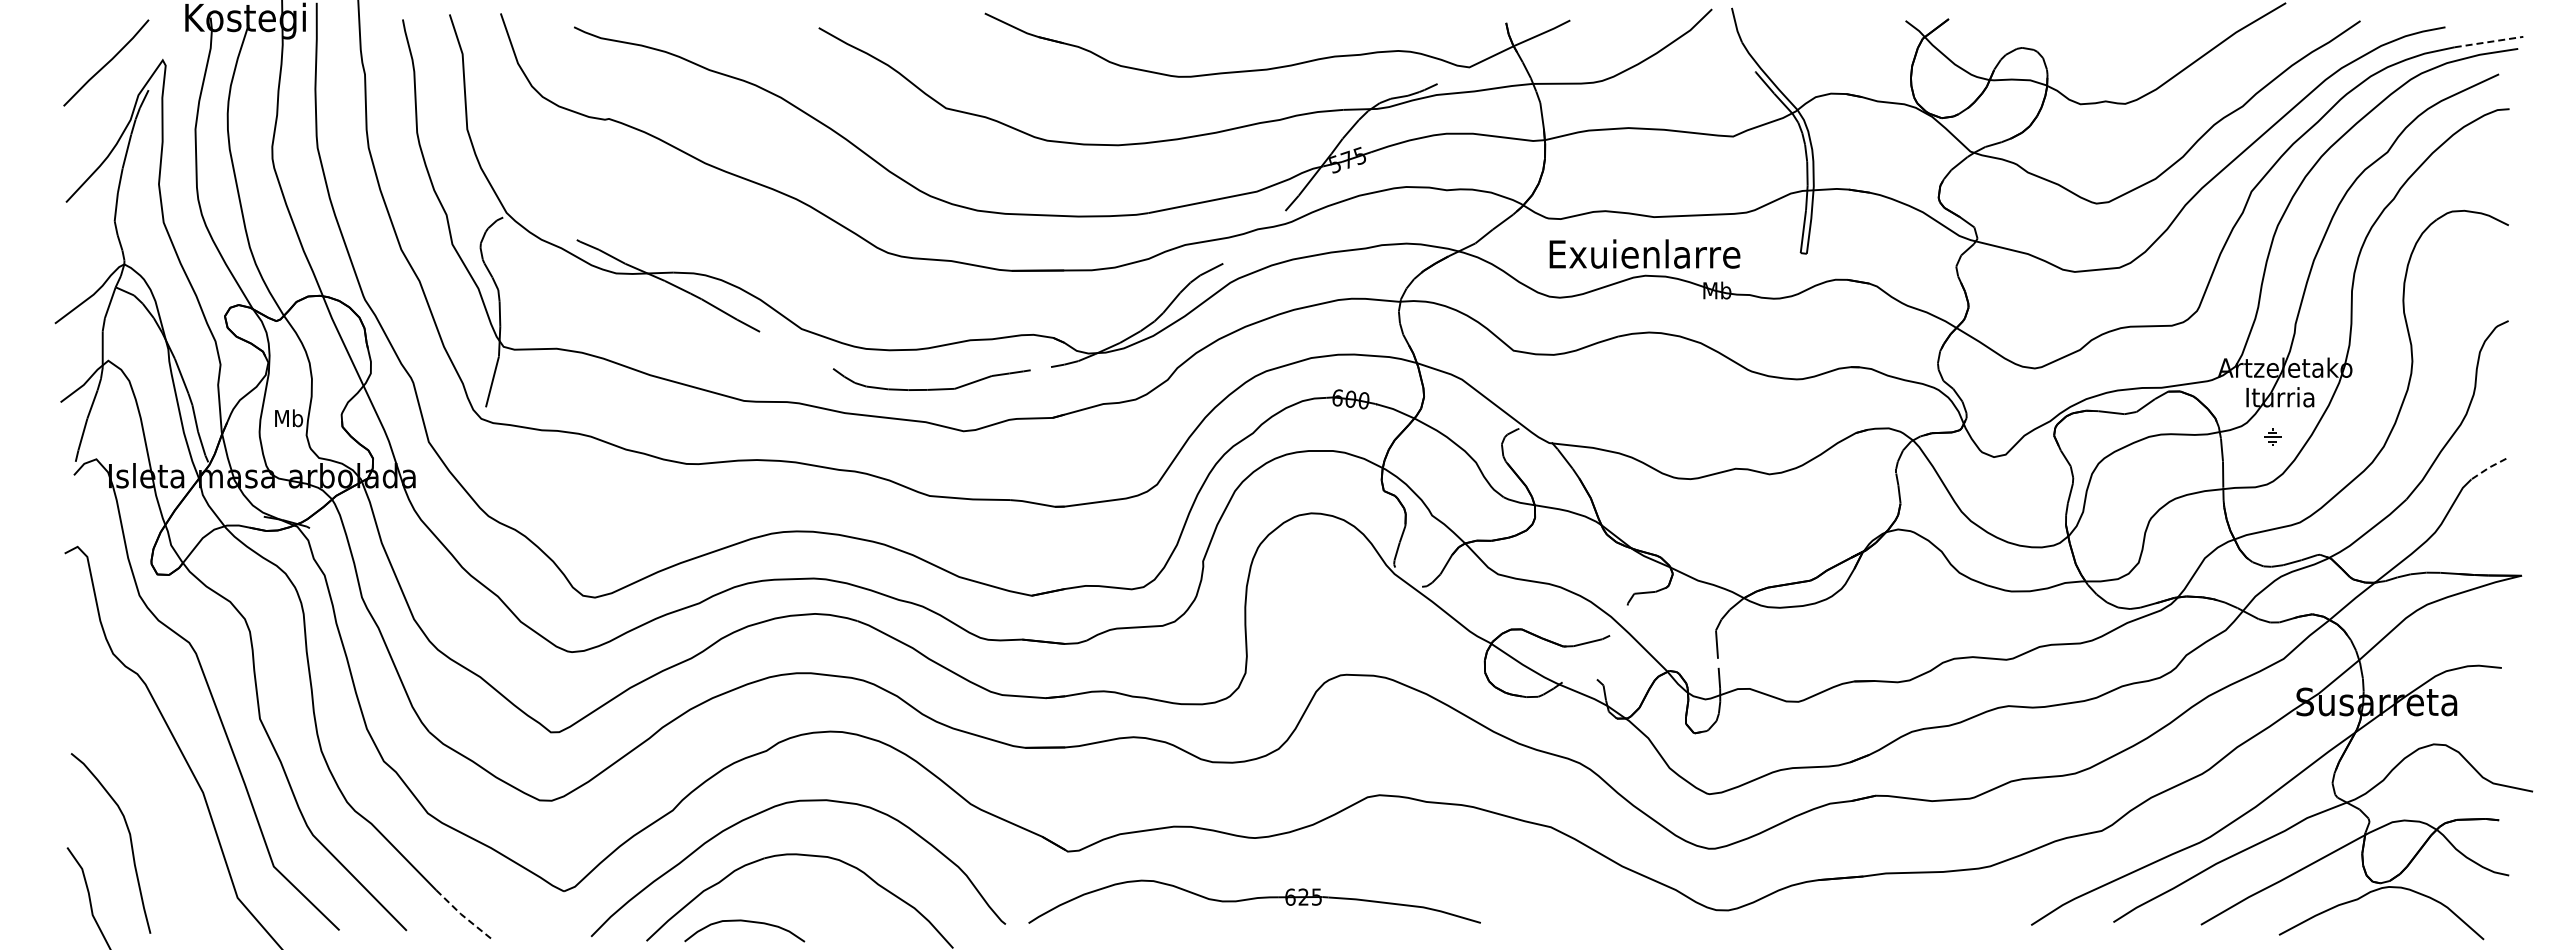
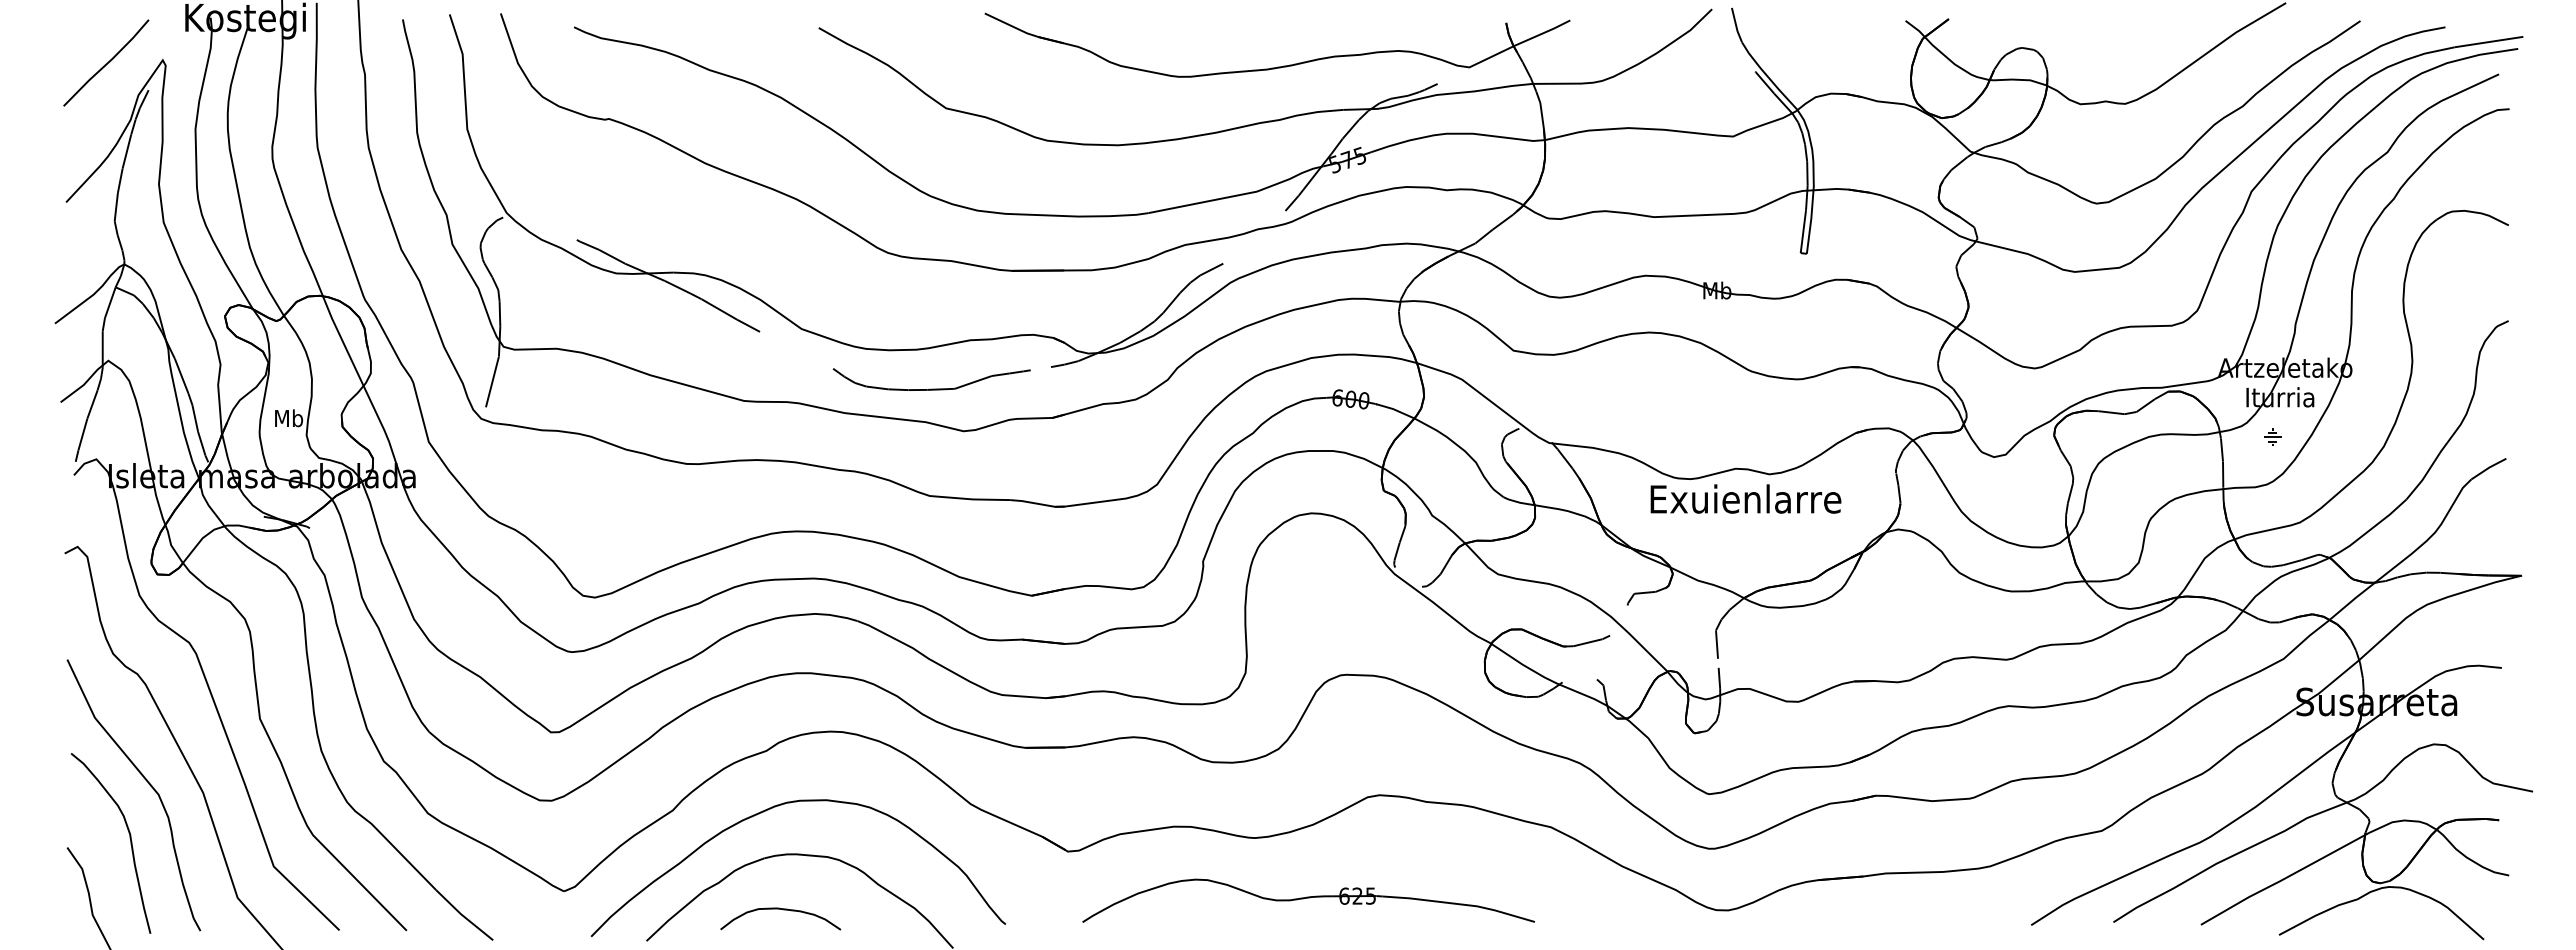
line: dashed -> solid (2489, 42)
text position: (1644, 253) -> (1745, 498) (1745, 498)
line: dashed -> solid (2488, 467)
curve: none -> present (148, 784)
part position: (1254, 901) -> (1308, 900) (1308, 900)
line: dashed -> solid (463, 916)
curve position: (747, 922) -> (783, 910) (783, 910)
